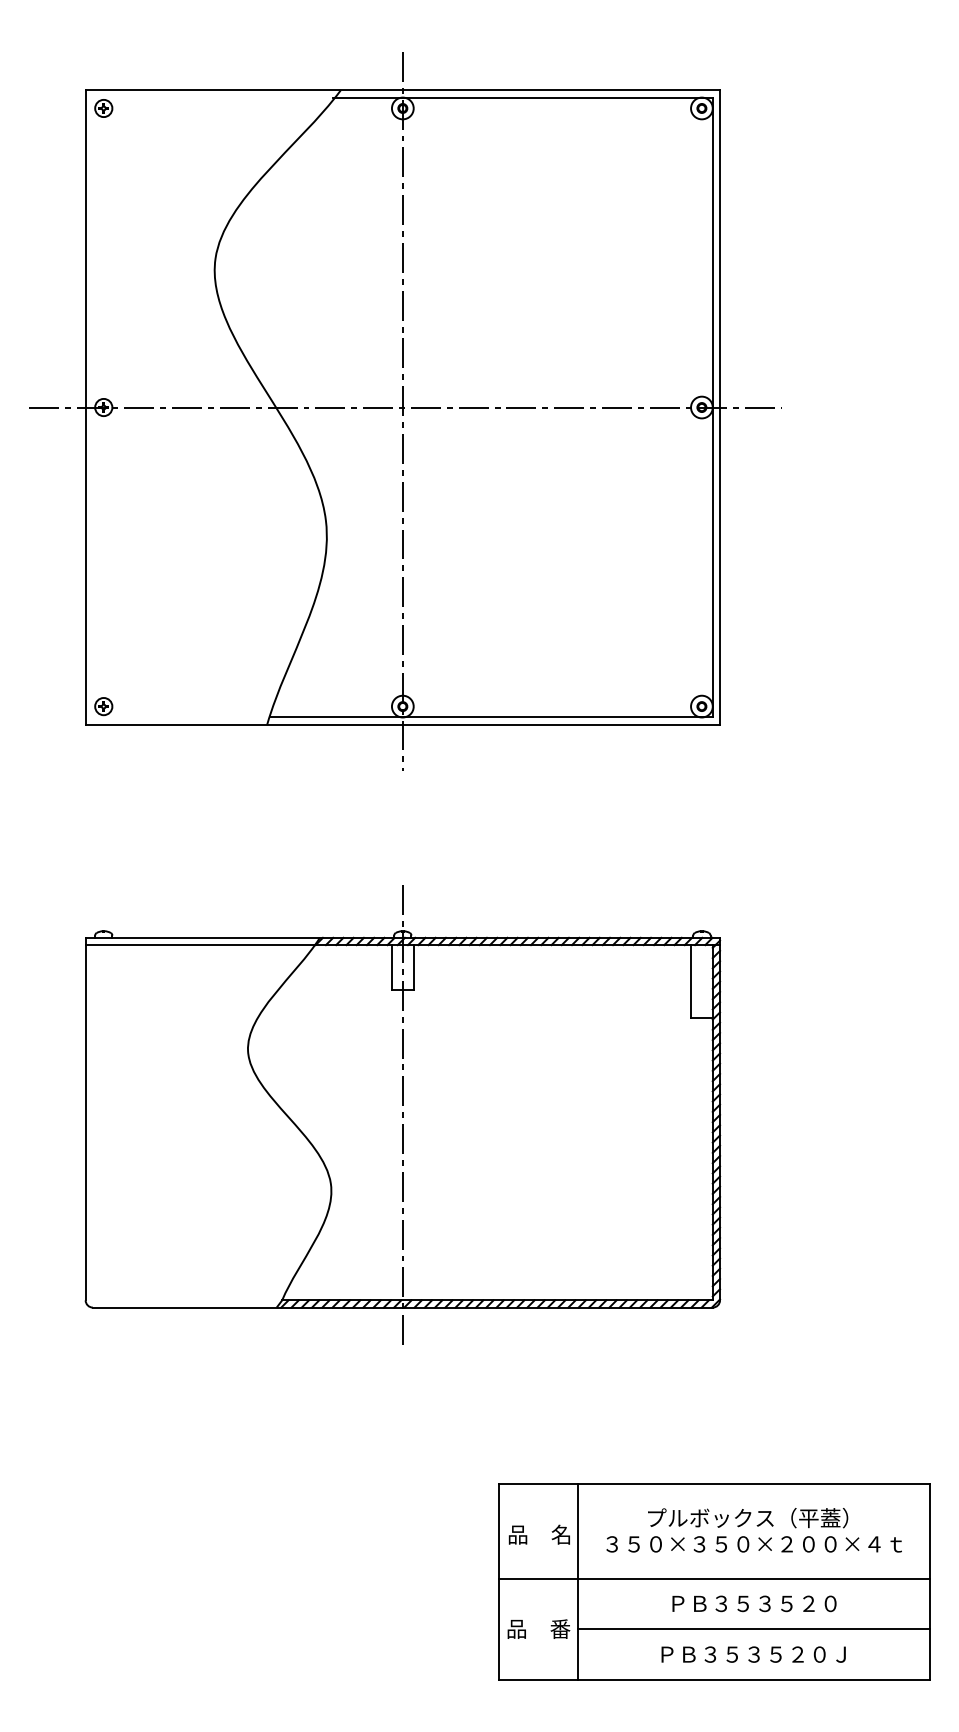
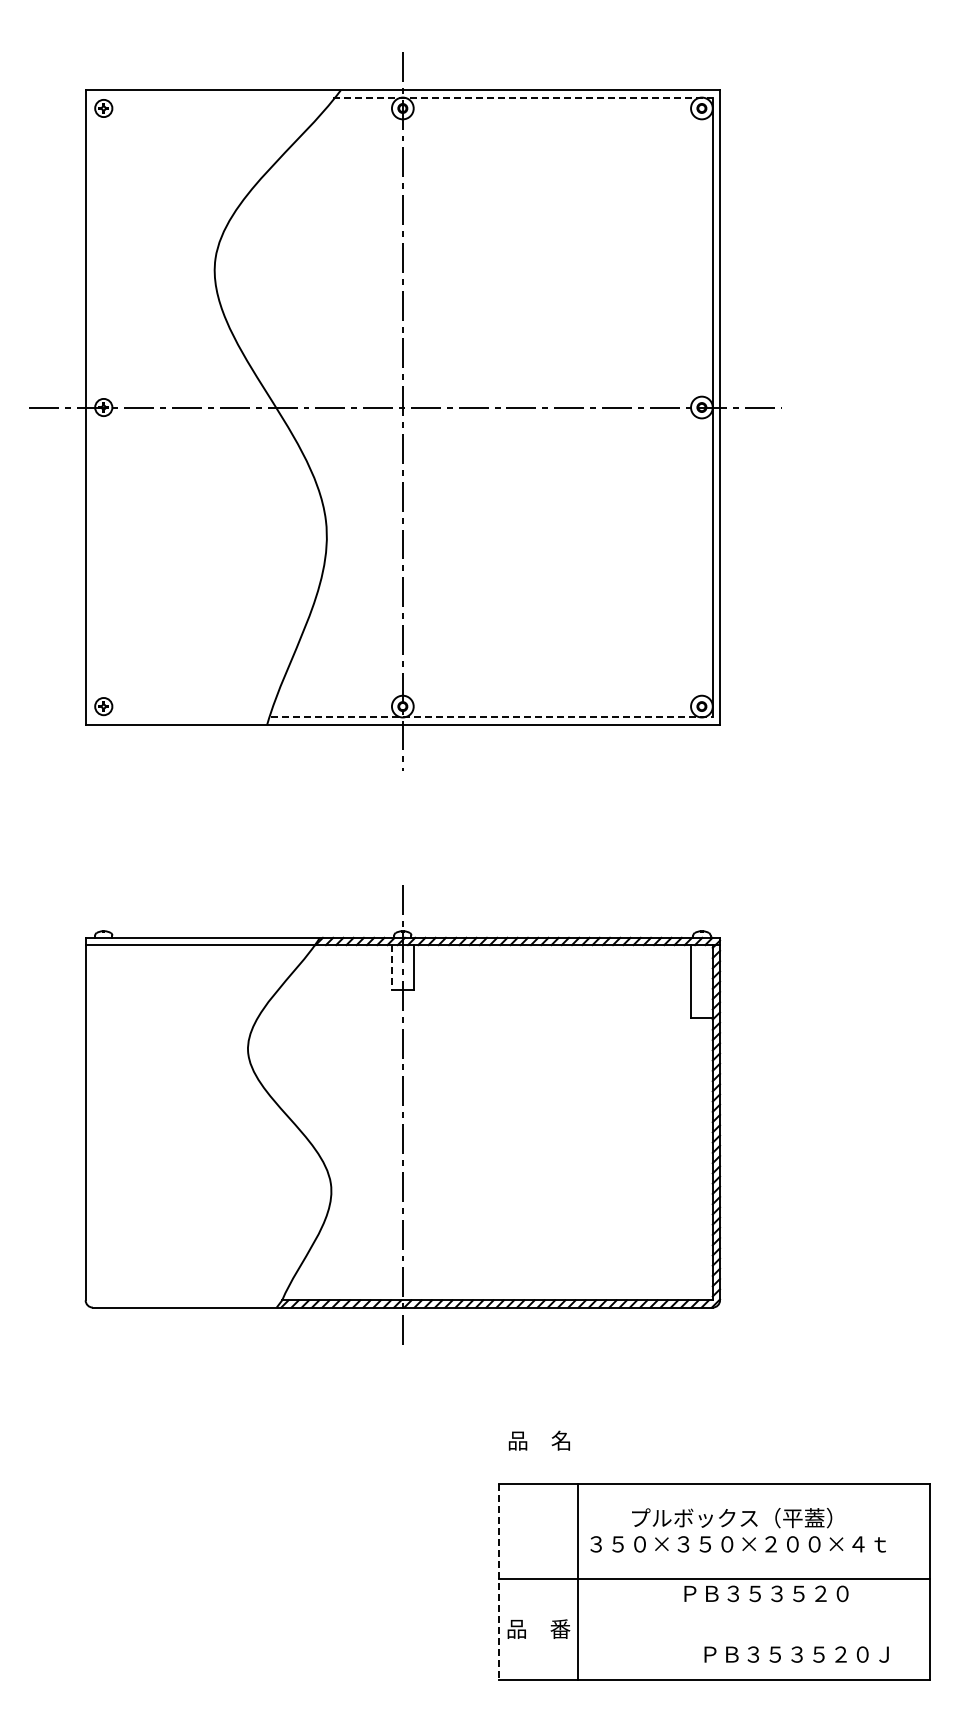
line: solid -> dashed (523, 97)
line: solid -> dashed (491, 717)
line: solid -> dashed (391, 967)
text position: (753, 1530) -> (737, 1530) (737, 1530)
text position: (538, 1534) -> (538, 1440) (538, 1440)
line: solid -> dashed (498, 1582)
text position: (754, 1603) -> (766, 1593) (766, 1593)
line: present -> none (754, 1629)
text position: (753, 1654) -> (796, 1654) (796, 1654)
